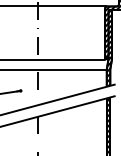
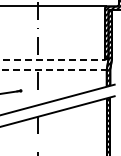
line: solid -> dashed (53, 59)
line: solid -> dashed (54, 69)
